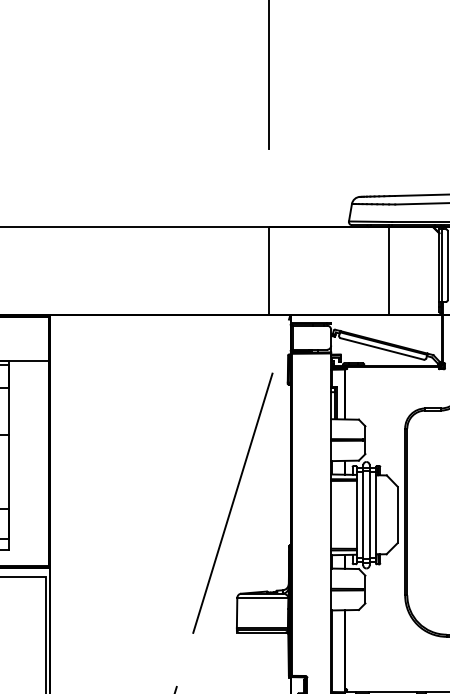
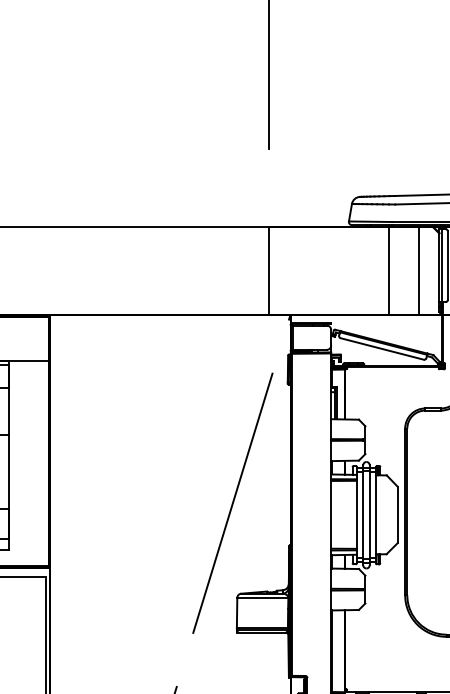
line: none -> present (419, 270)
